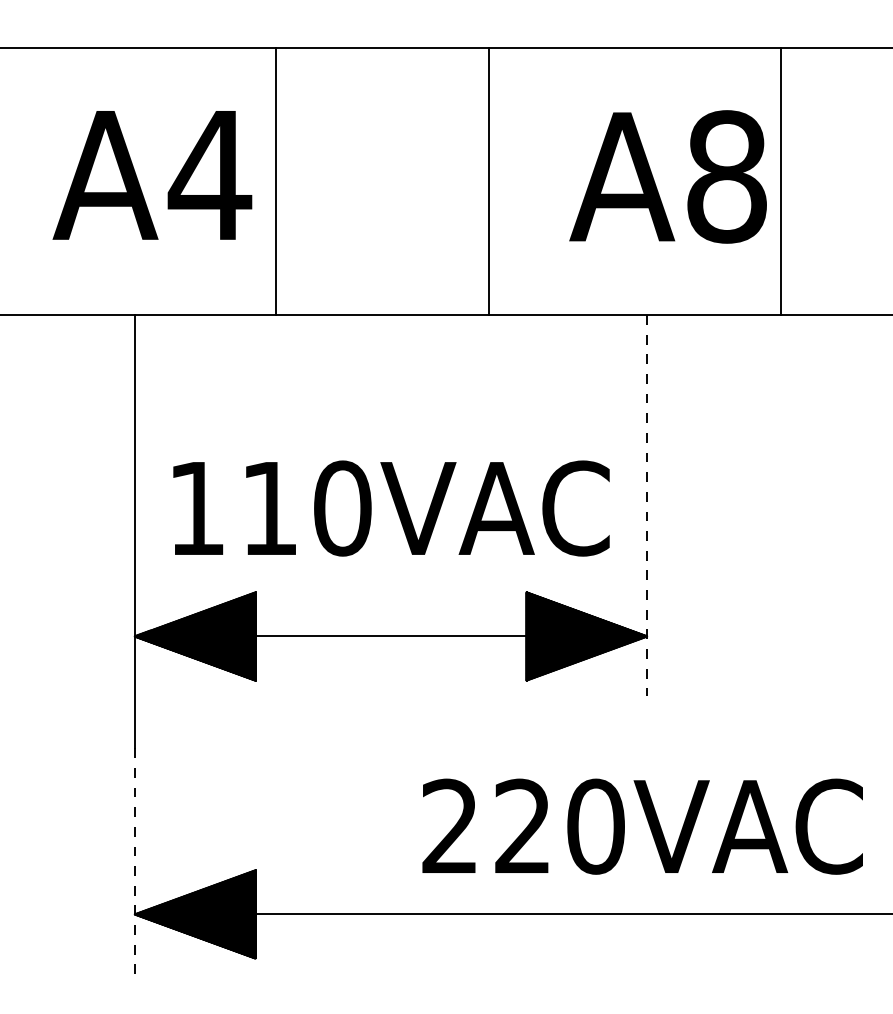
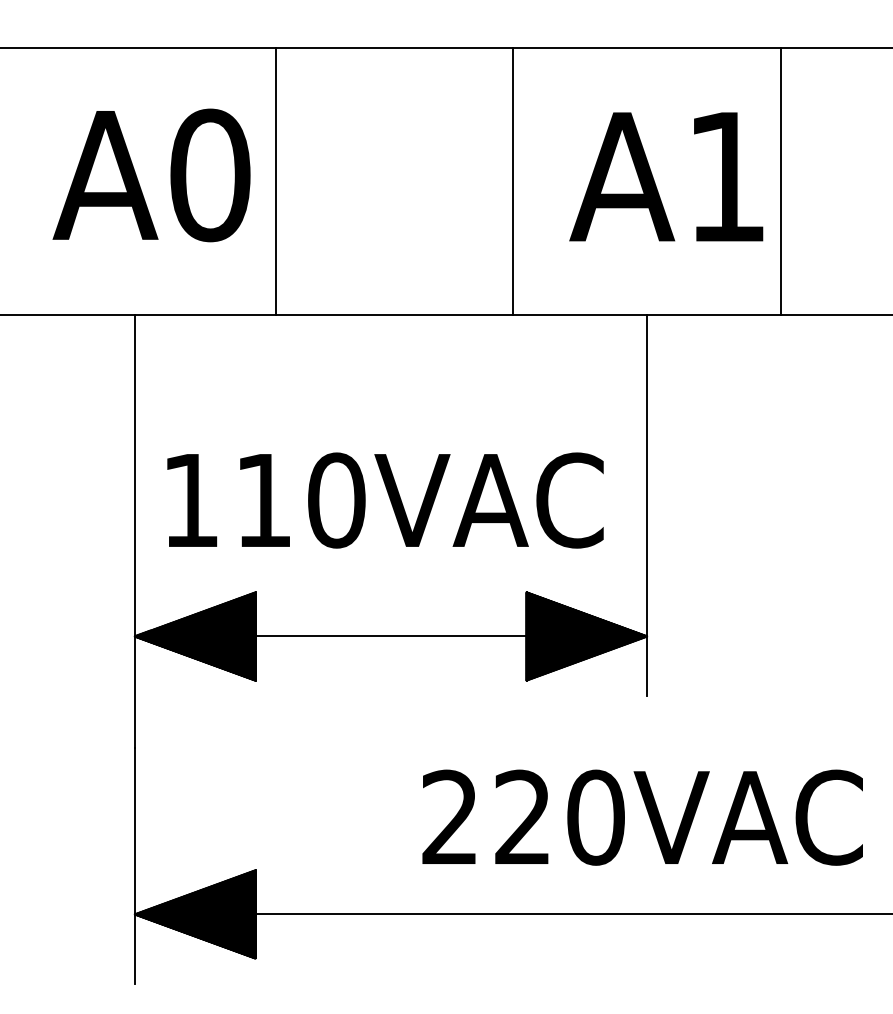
text: A4 -> A0 (209, 175)
text: A8 -> A1 (726, 176)
line position: (489, 181) -> (513, 181) (513, 181)
line: dashed -> solid (646, 505)
text position: (391, 508) -> (385, 500) (385, 500)
text position: (642, 826) -> (642, 817) (642, 817)
line: dashed -> solid (135, 865)
